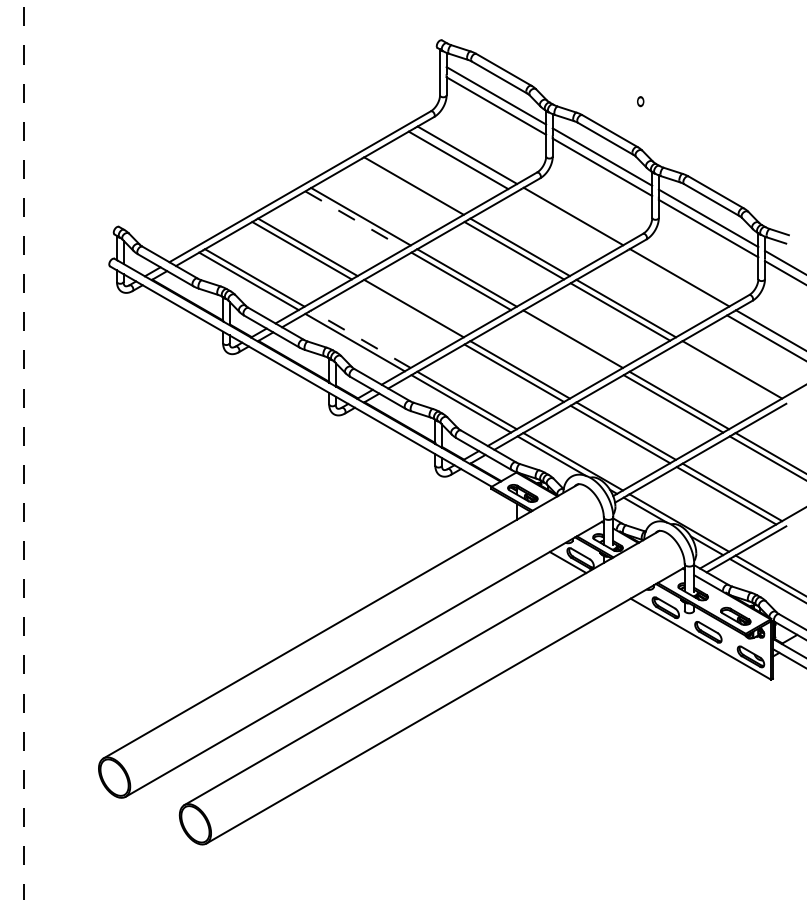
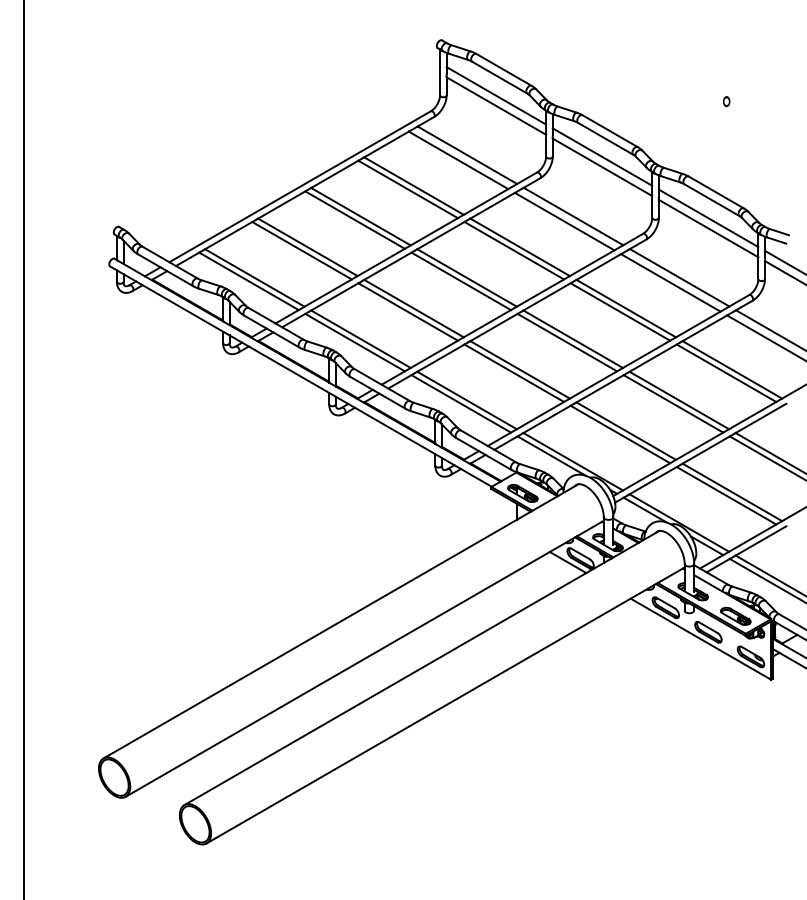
text position: (640, 101) -> (726, 101) (726, 101)
line: none -> present (407, 189)
line: dashed -> solid (355, 220)
line: none -> present (564, 221)
line: none -> present (670, 282)
line: none -> present (407, 311)
line: dashed -> solid (360, 338)
line: none -> present (567, 342)
line: none -> present (726, 372)
line: dashed -> solid (24, 450)
